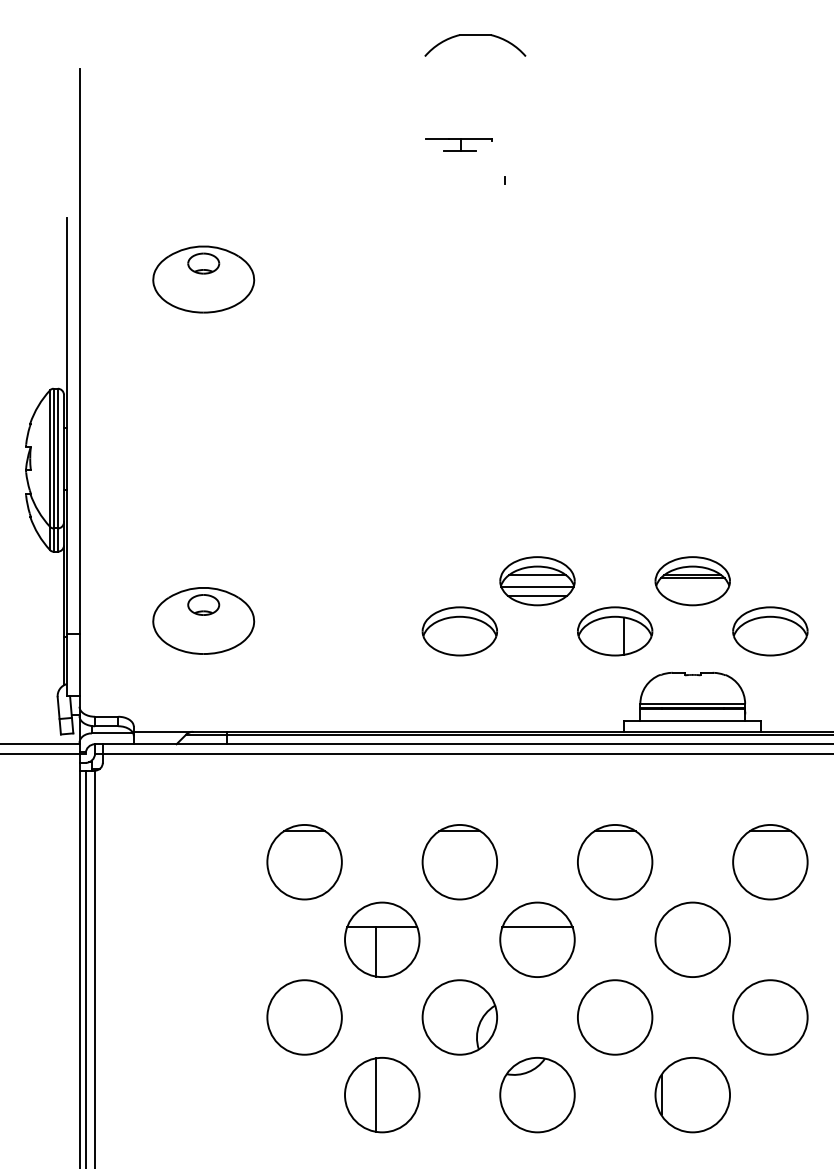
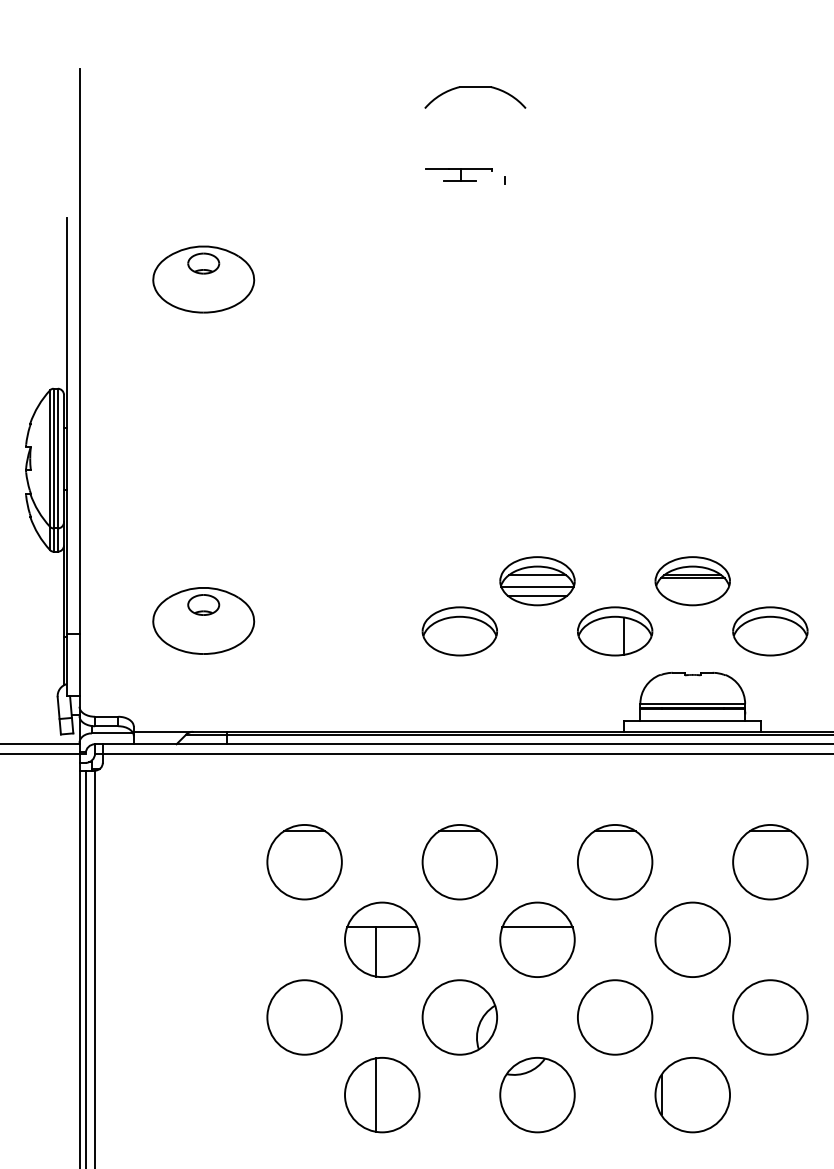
part position: (475, 35) -> (475, 87) (475, 87)
part position: (458, 144) -> (458, 174) (458, 174)
